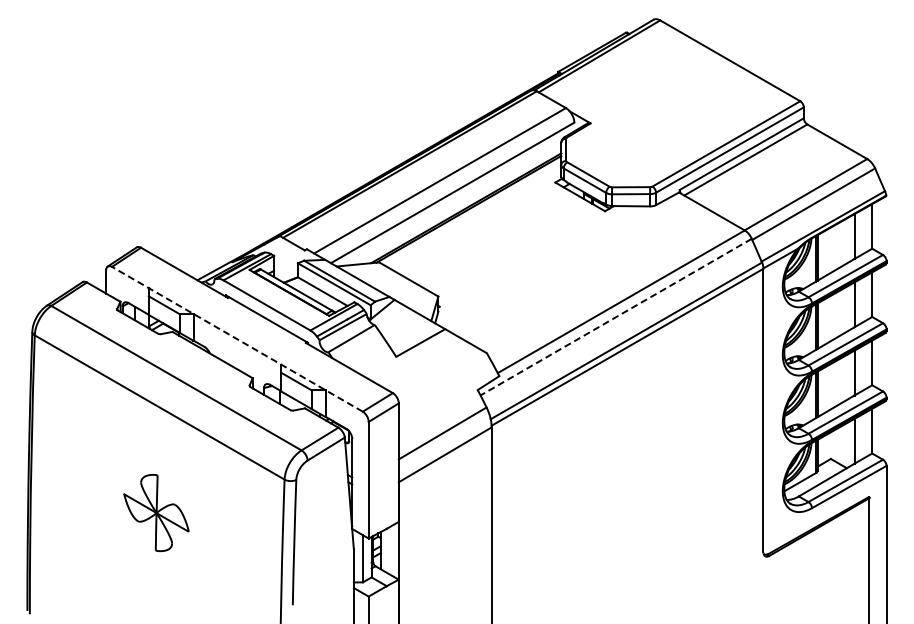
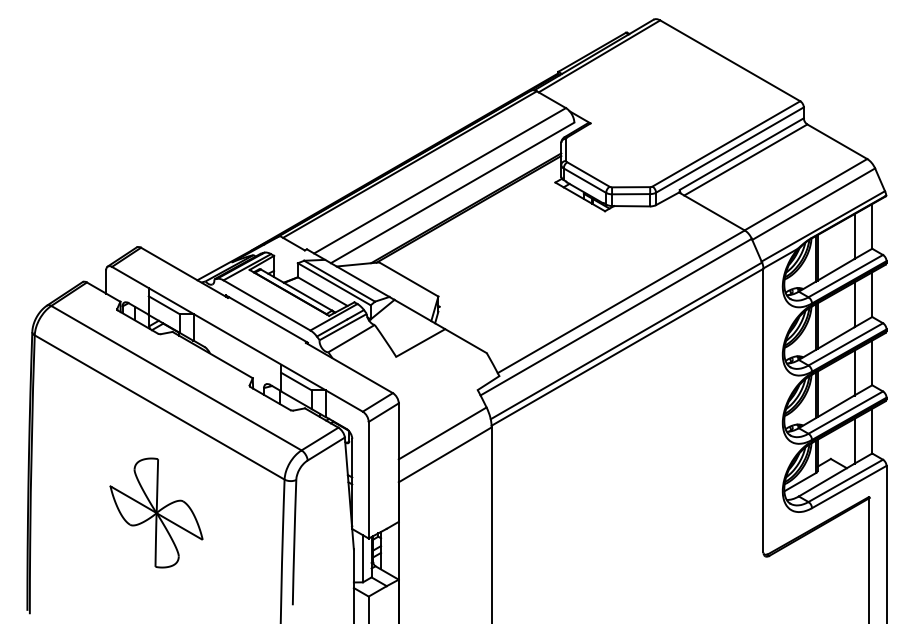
line: dashed -> solid (616, 317)
line: dashed -> solid (237, 339)
part size: 67x79 px -> 95x112 px (156, 512)
